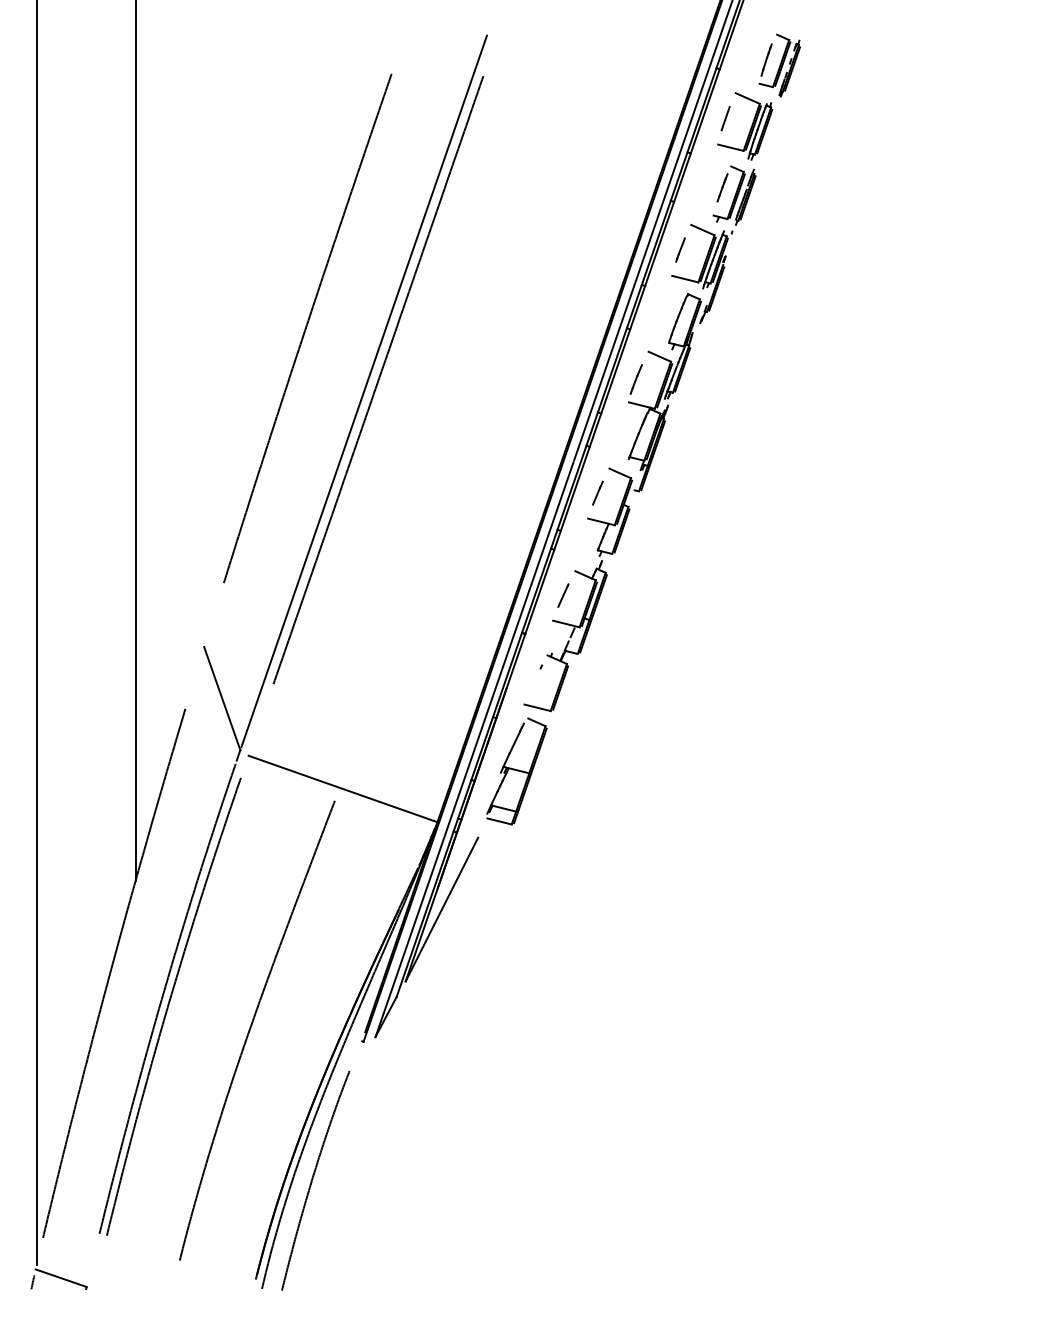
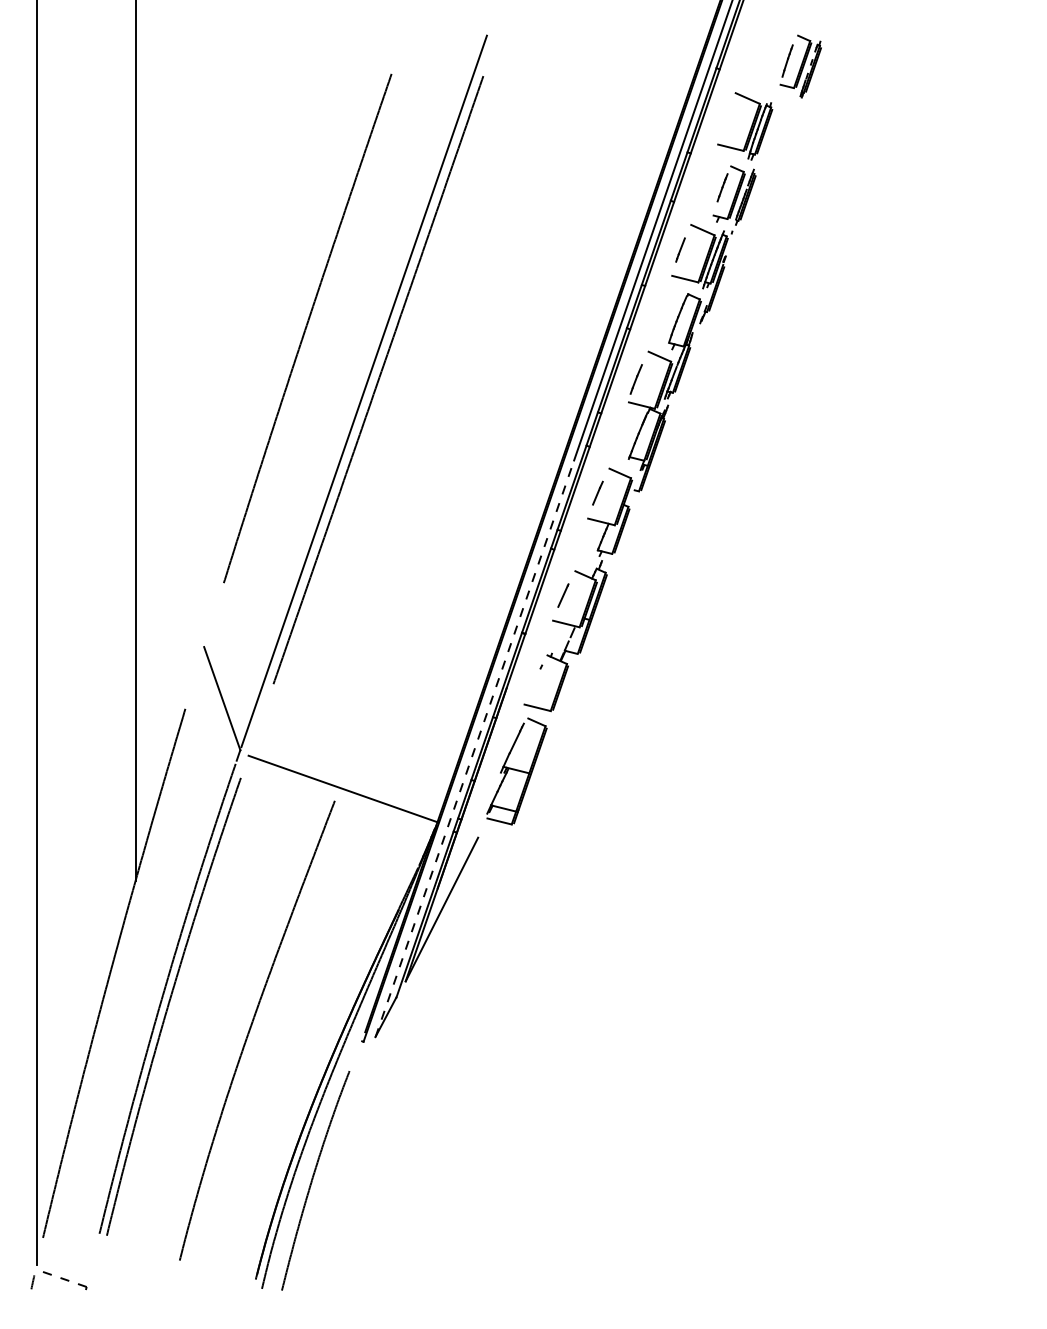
part position: (779, 65) -> (800, 66) (800, 66)
line: present -> none (725, 118)
line: solid -> dashed (474, 749)
line: solid -> dashed (60, 1278)
